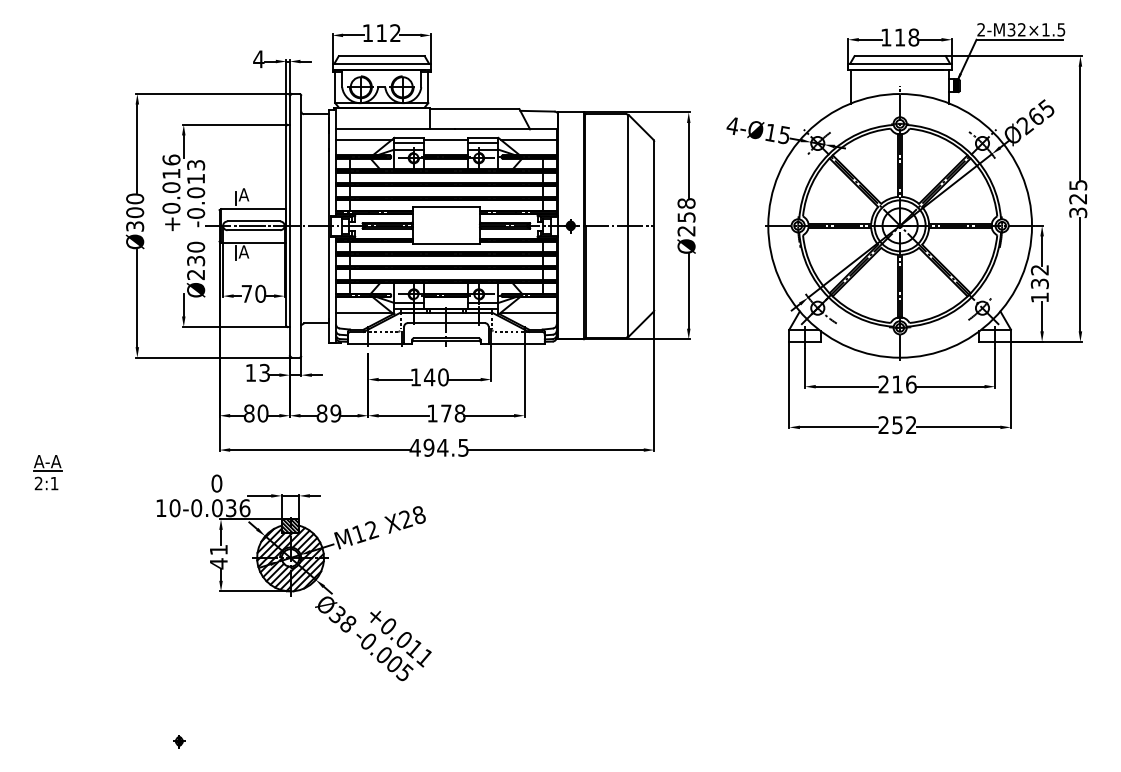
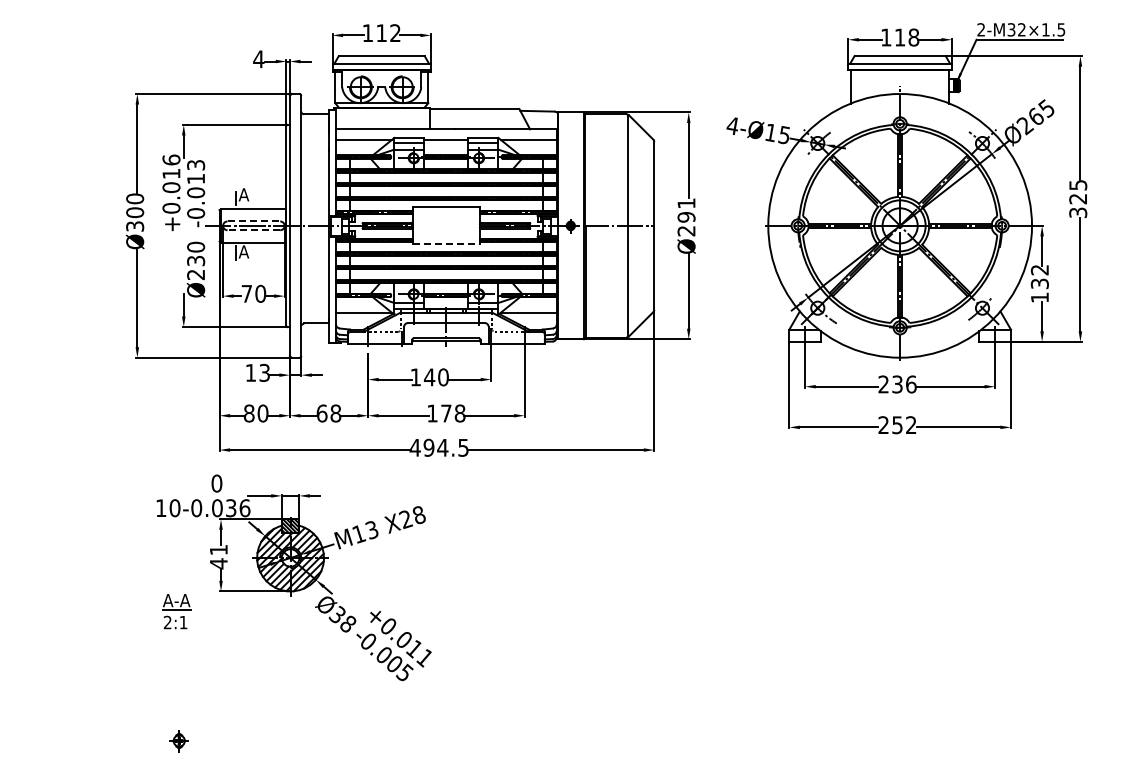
text: Ø258 -> Ø291 (686, 210)
line: solid -> dashed (254, 221)
line: solid -> dashed (253, 230)
line: solid -> dashed (446, 244)
text: 216 -> 236 (897, 384)
text: 89 -> 68 (328, 413)
part position: (47, 472) -> (176, 611) (176, 611)
text: M12 -> M13 (372, 530)
part size: 13x14 px -> 20x23 px (178, 741)
